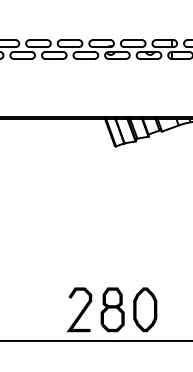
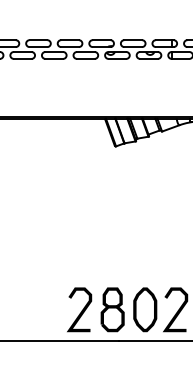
curve: none -> present (177, 310)
